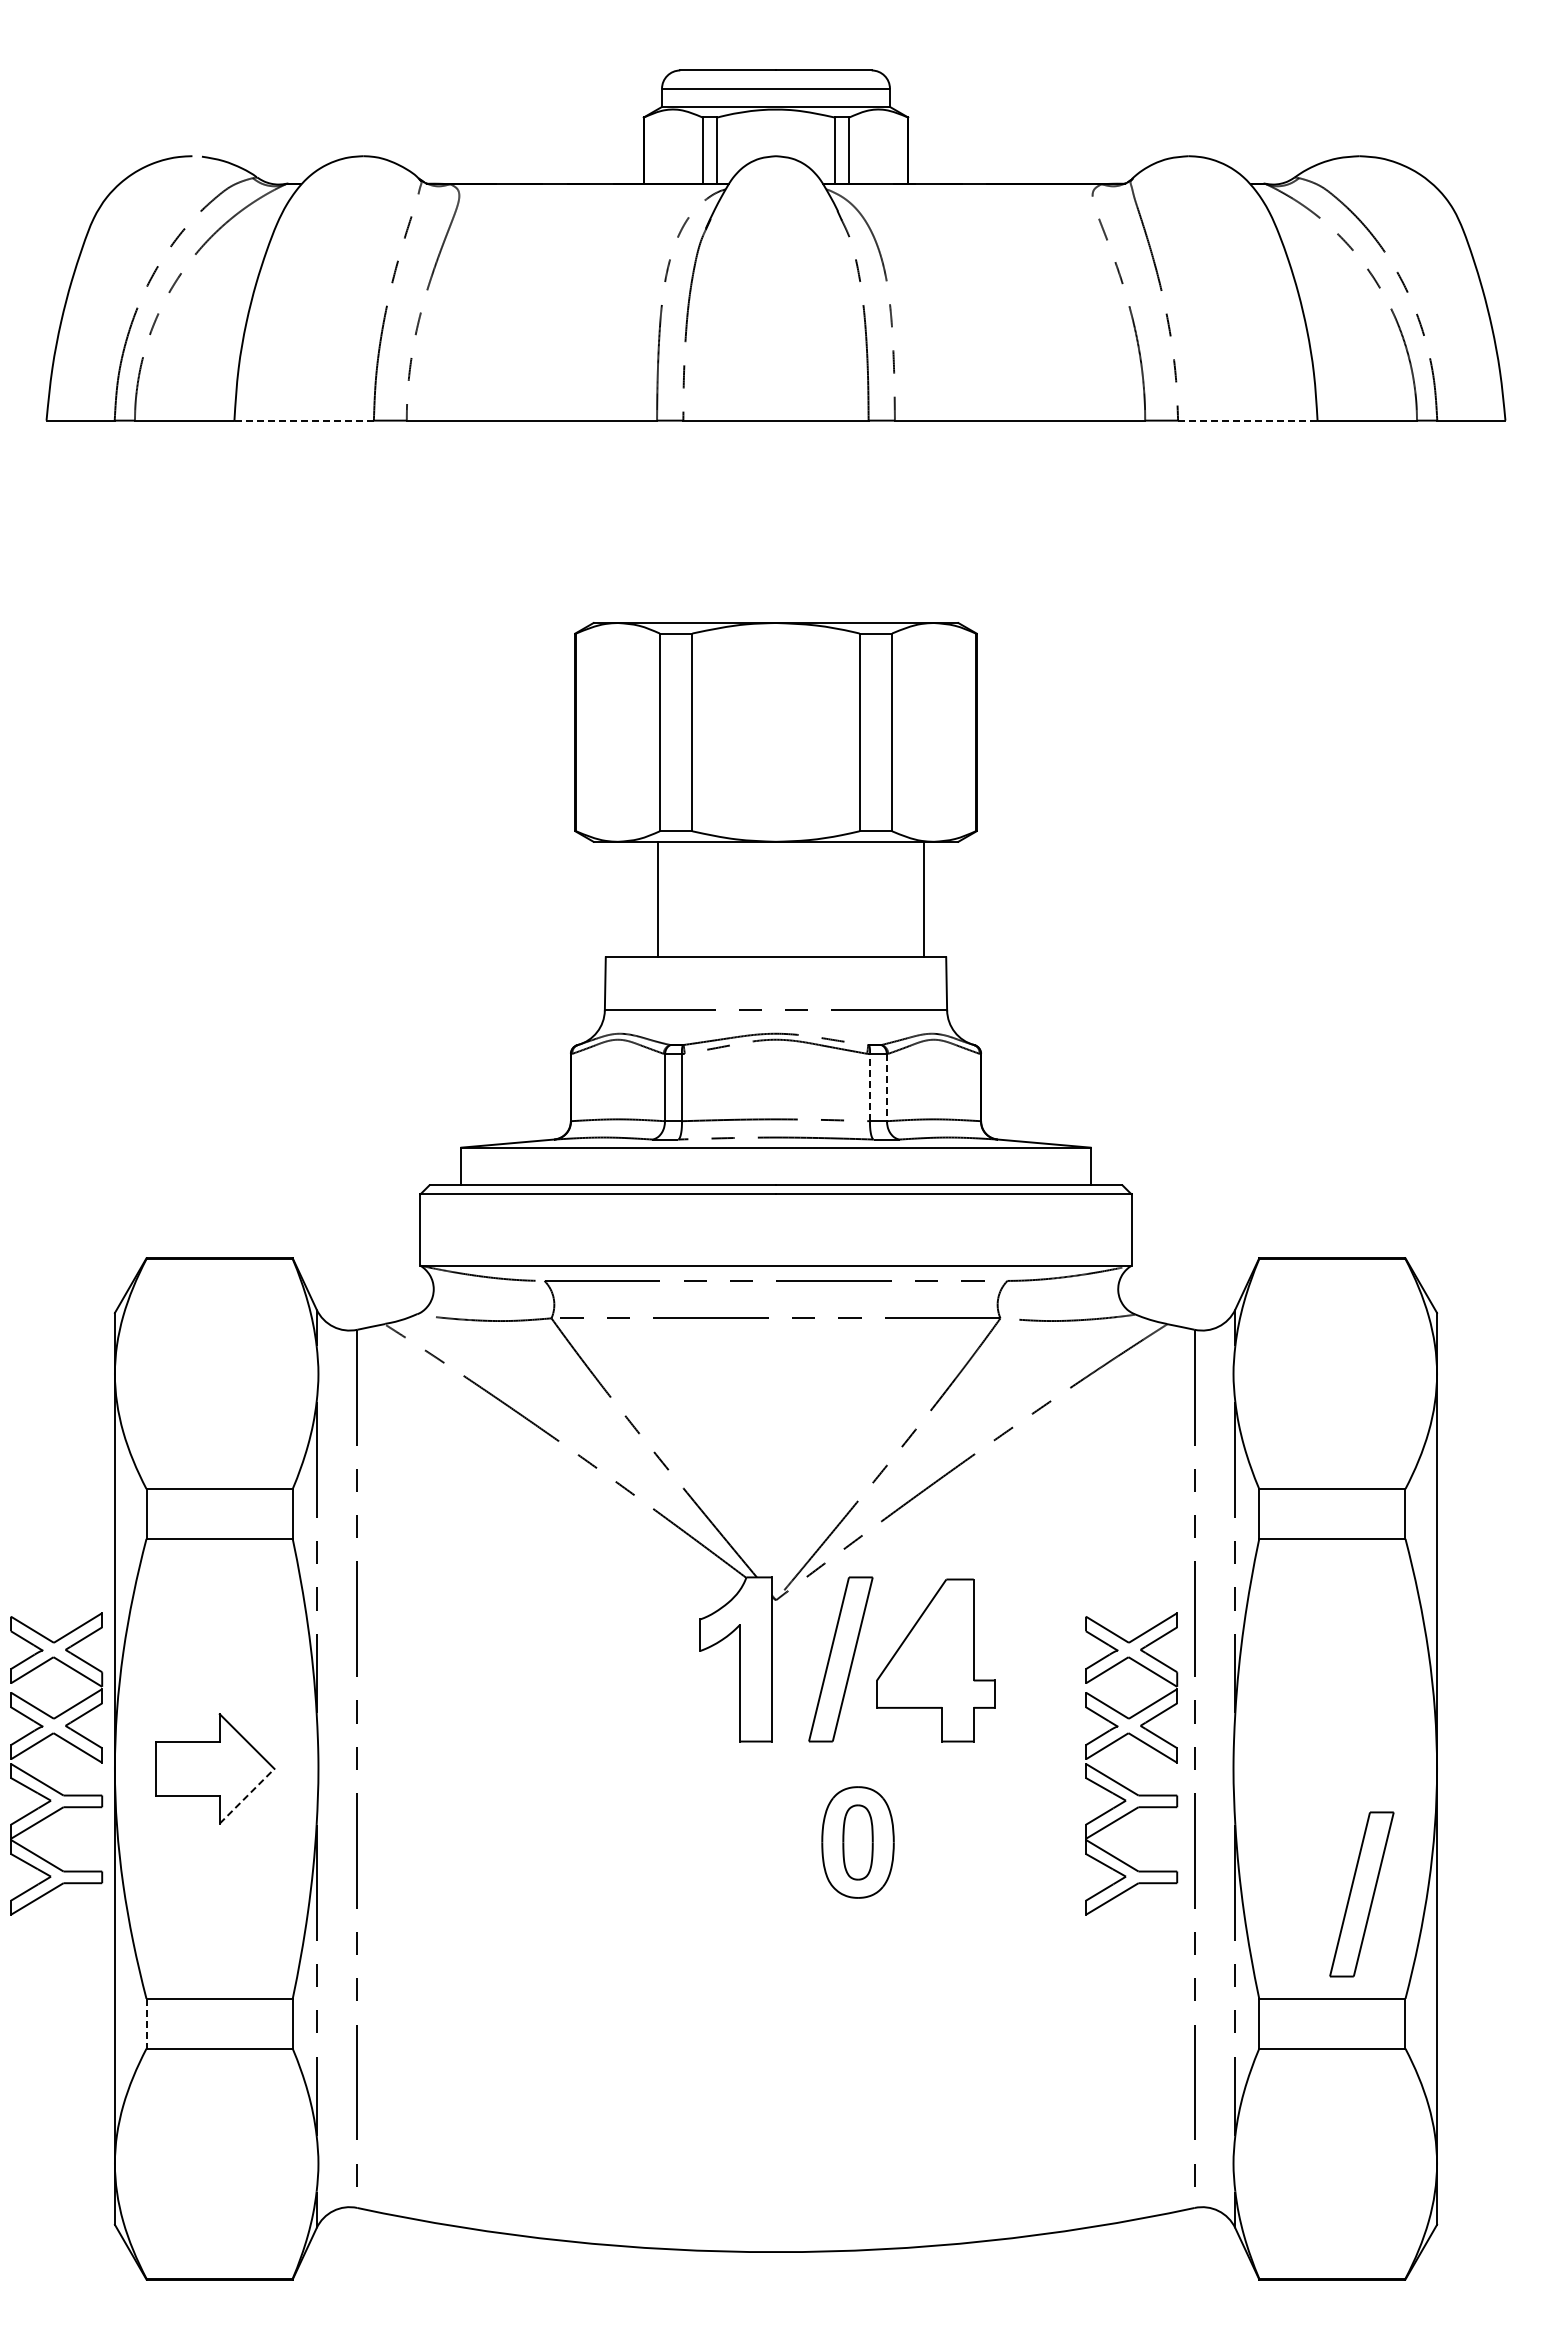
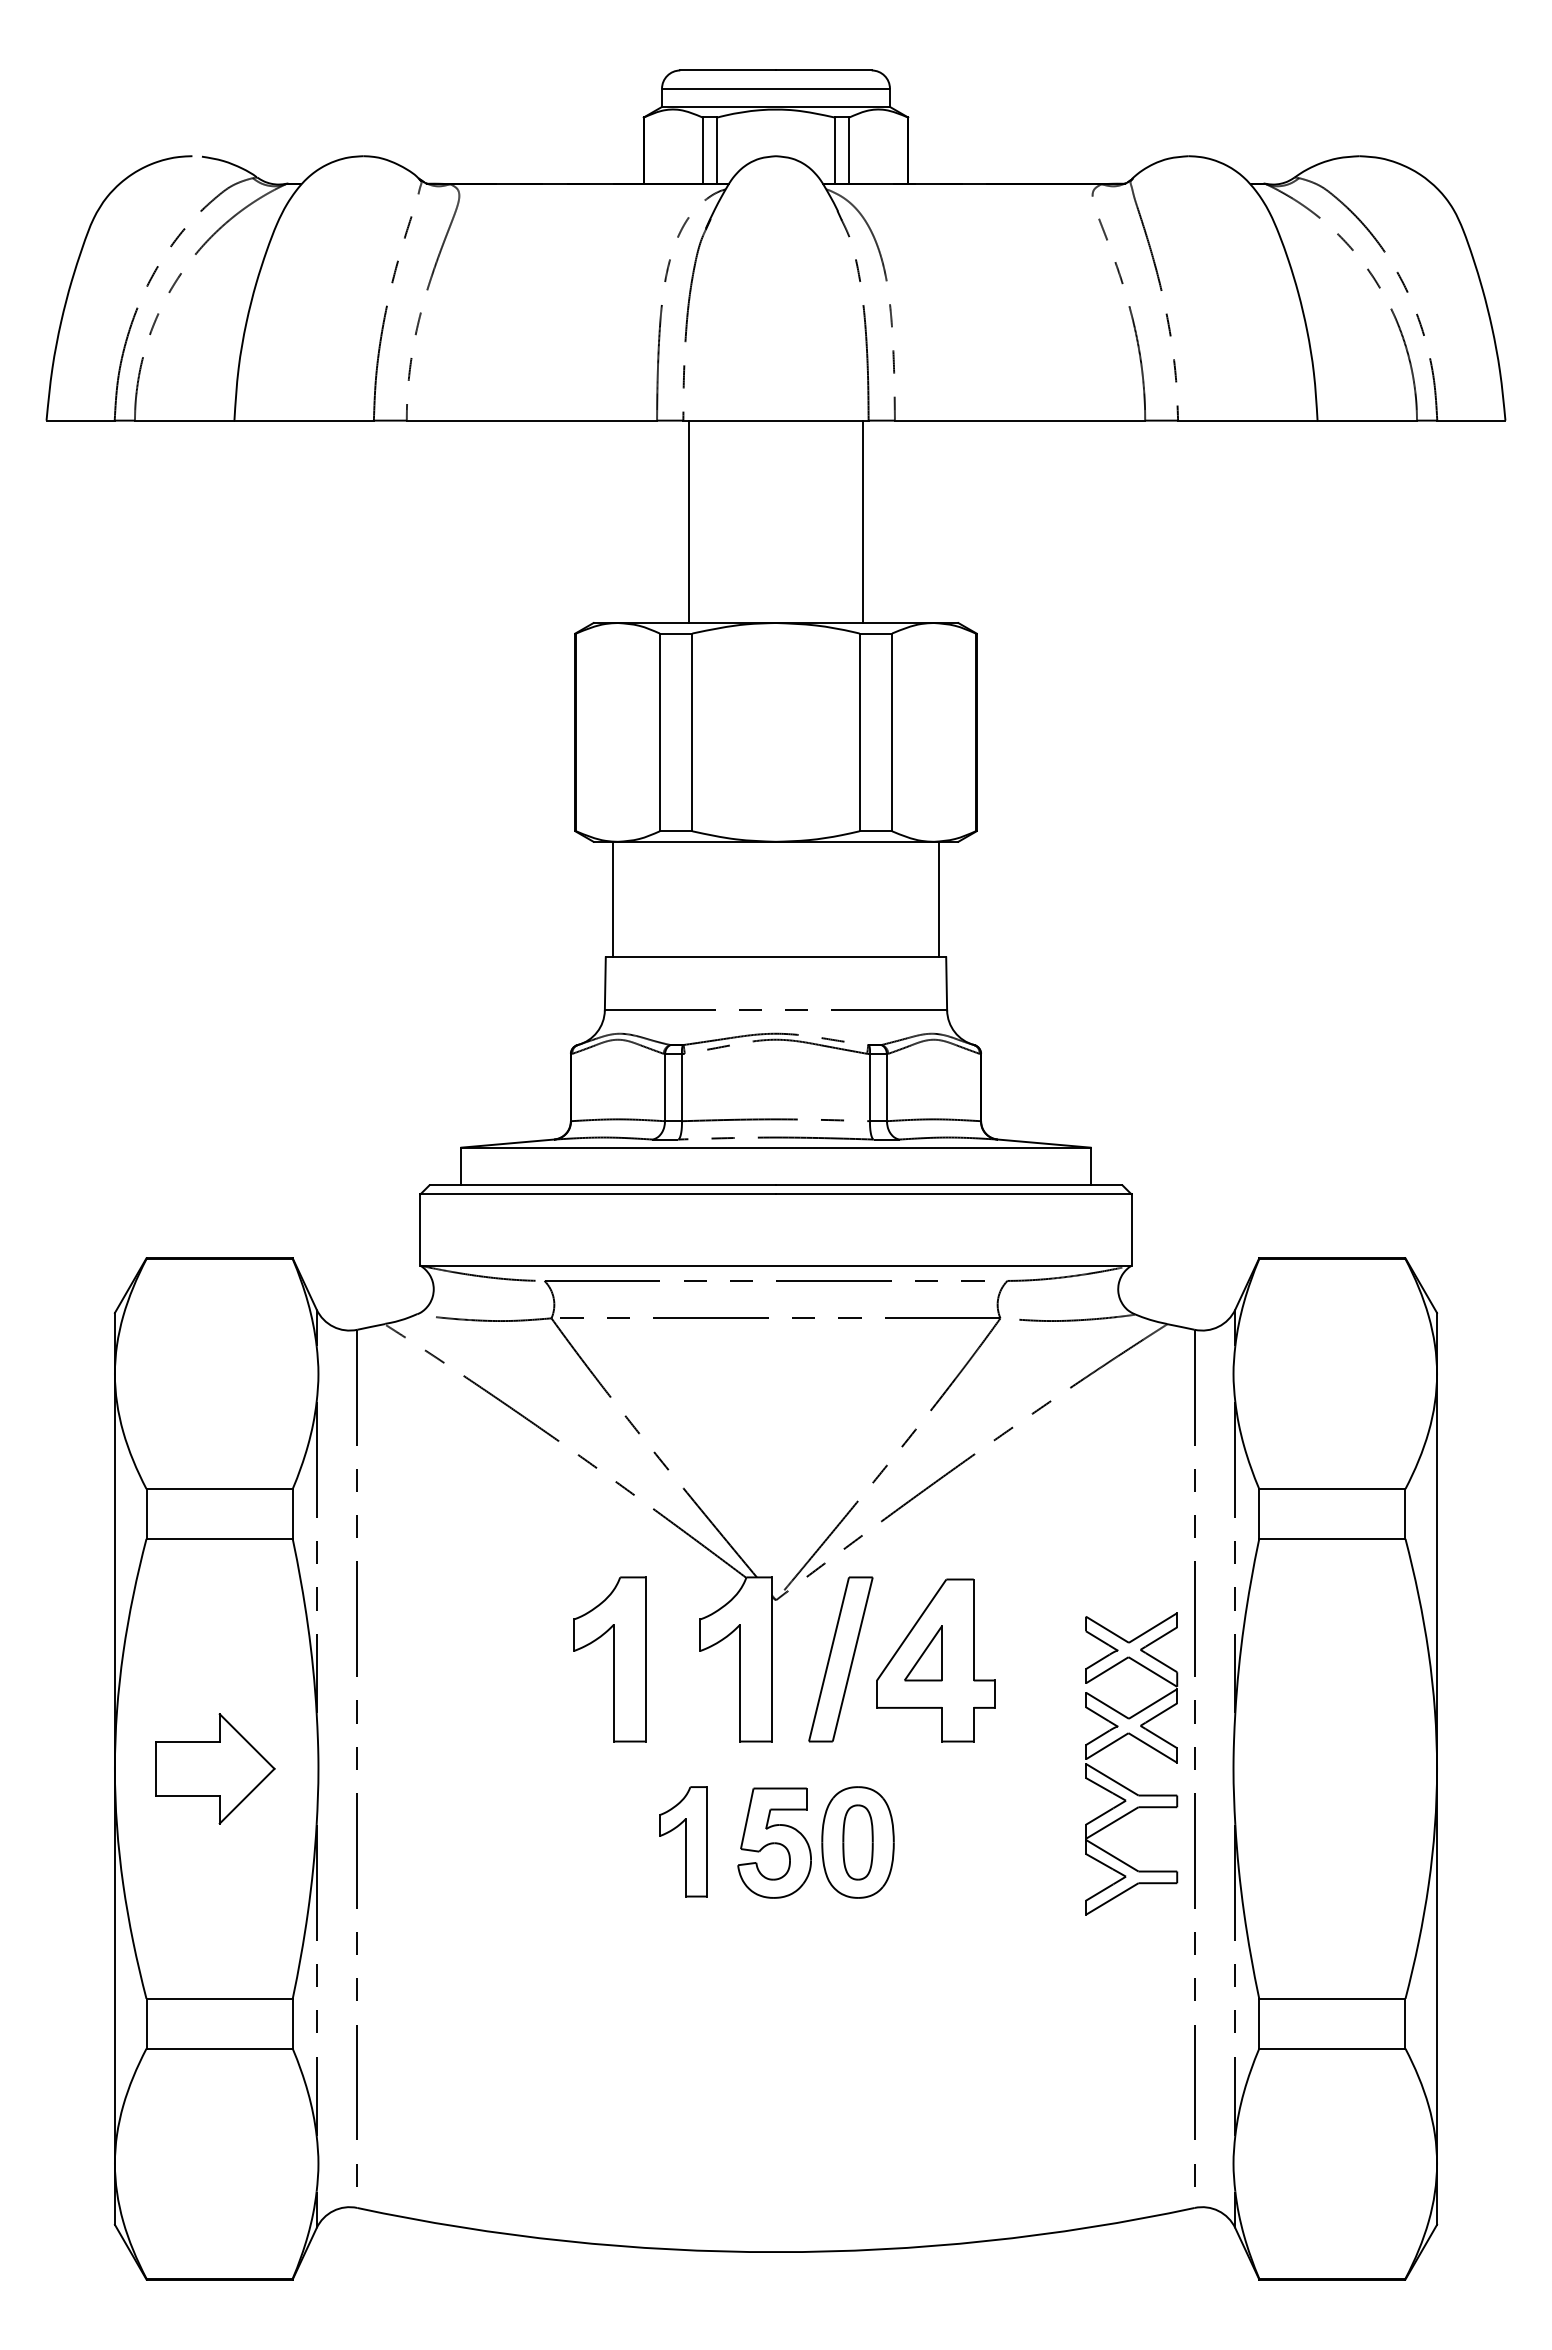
line: dashed -> solid (305, 420)
line: dashed -> solid (1247, 420)
line: none -> present (689, 521)
line: none -> present (862, 521)
line position: (657, 899) -> (612, 899) (612, 899)
line position: (924, 899) -> (939, 899) (939, 899)
line: dashed -> solid (869, 1087)
line: dashed -> solid (886, 1087)
part: none -> present (923, 1653)
part: none -> present (609, 1659)
part: present -> none (42, 1781)
line: dashed -> solid (247, 1796)
part: none -> present (683, 1841)
part: none -> present (774, 1842)
part: present -> none (1361, 1894)
line: dashed -> solid (146, 2023)
